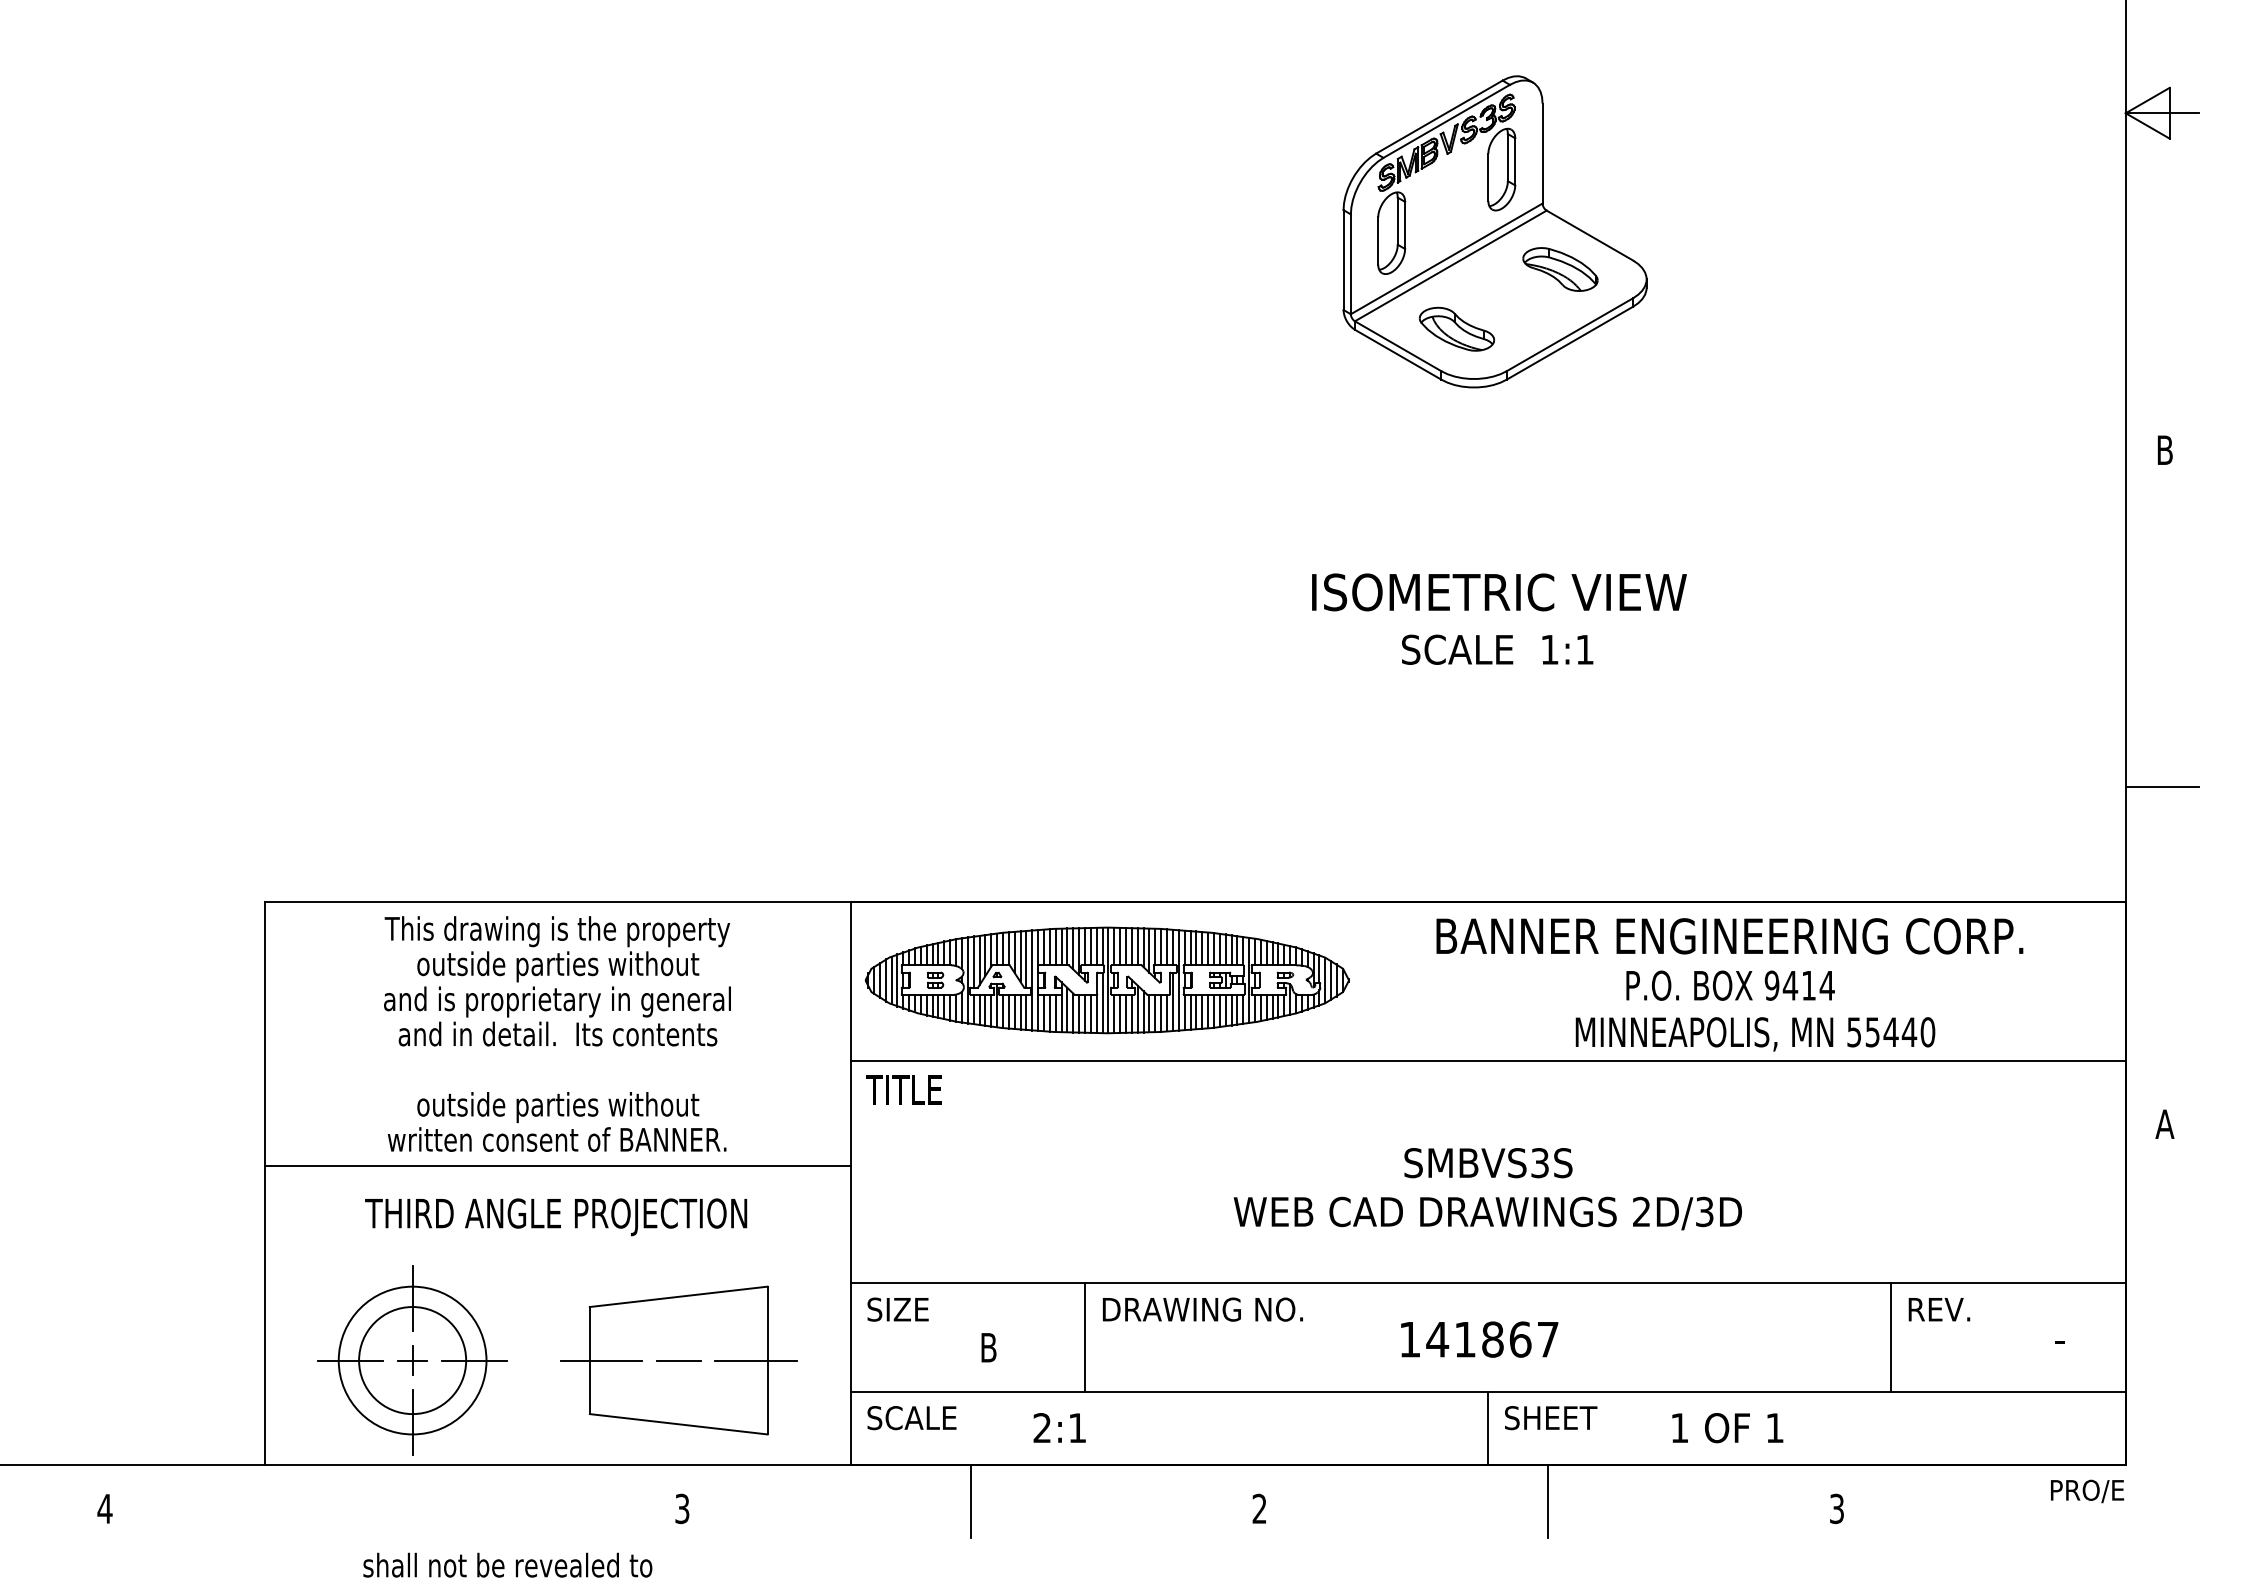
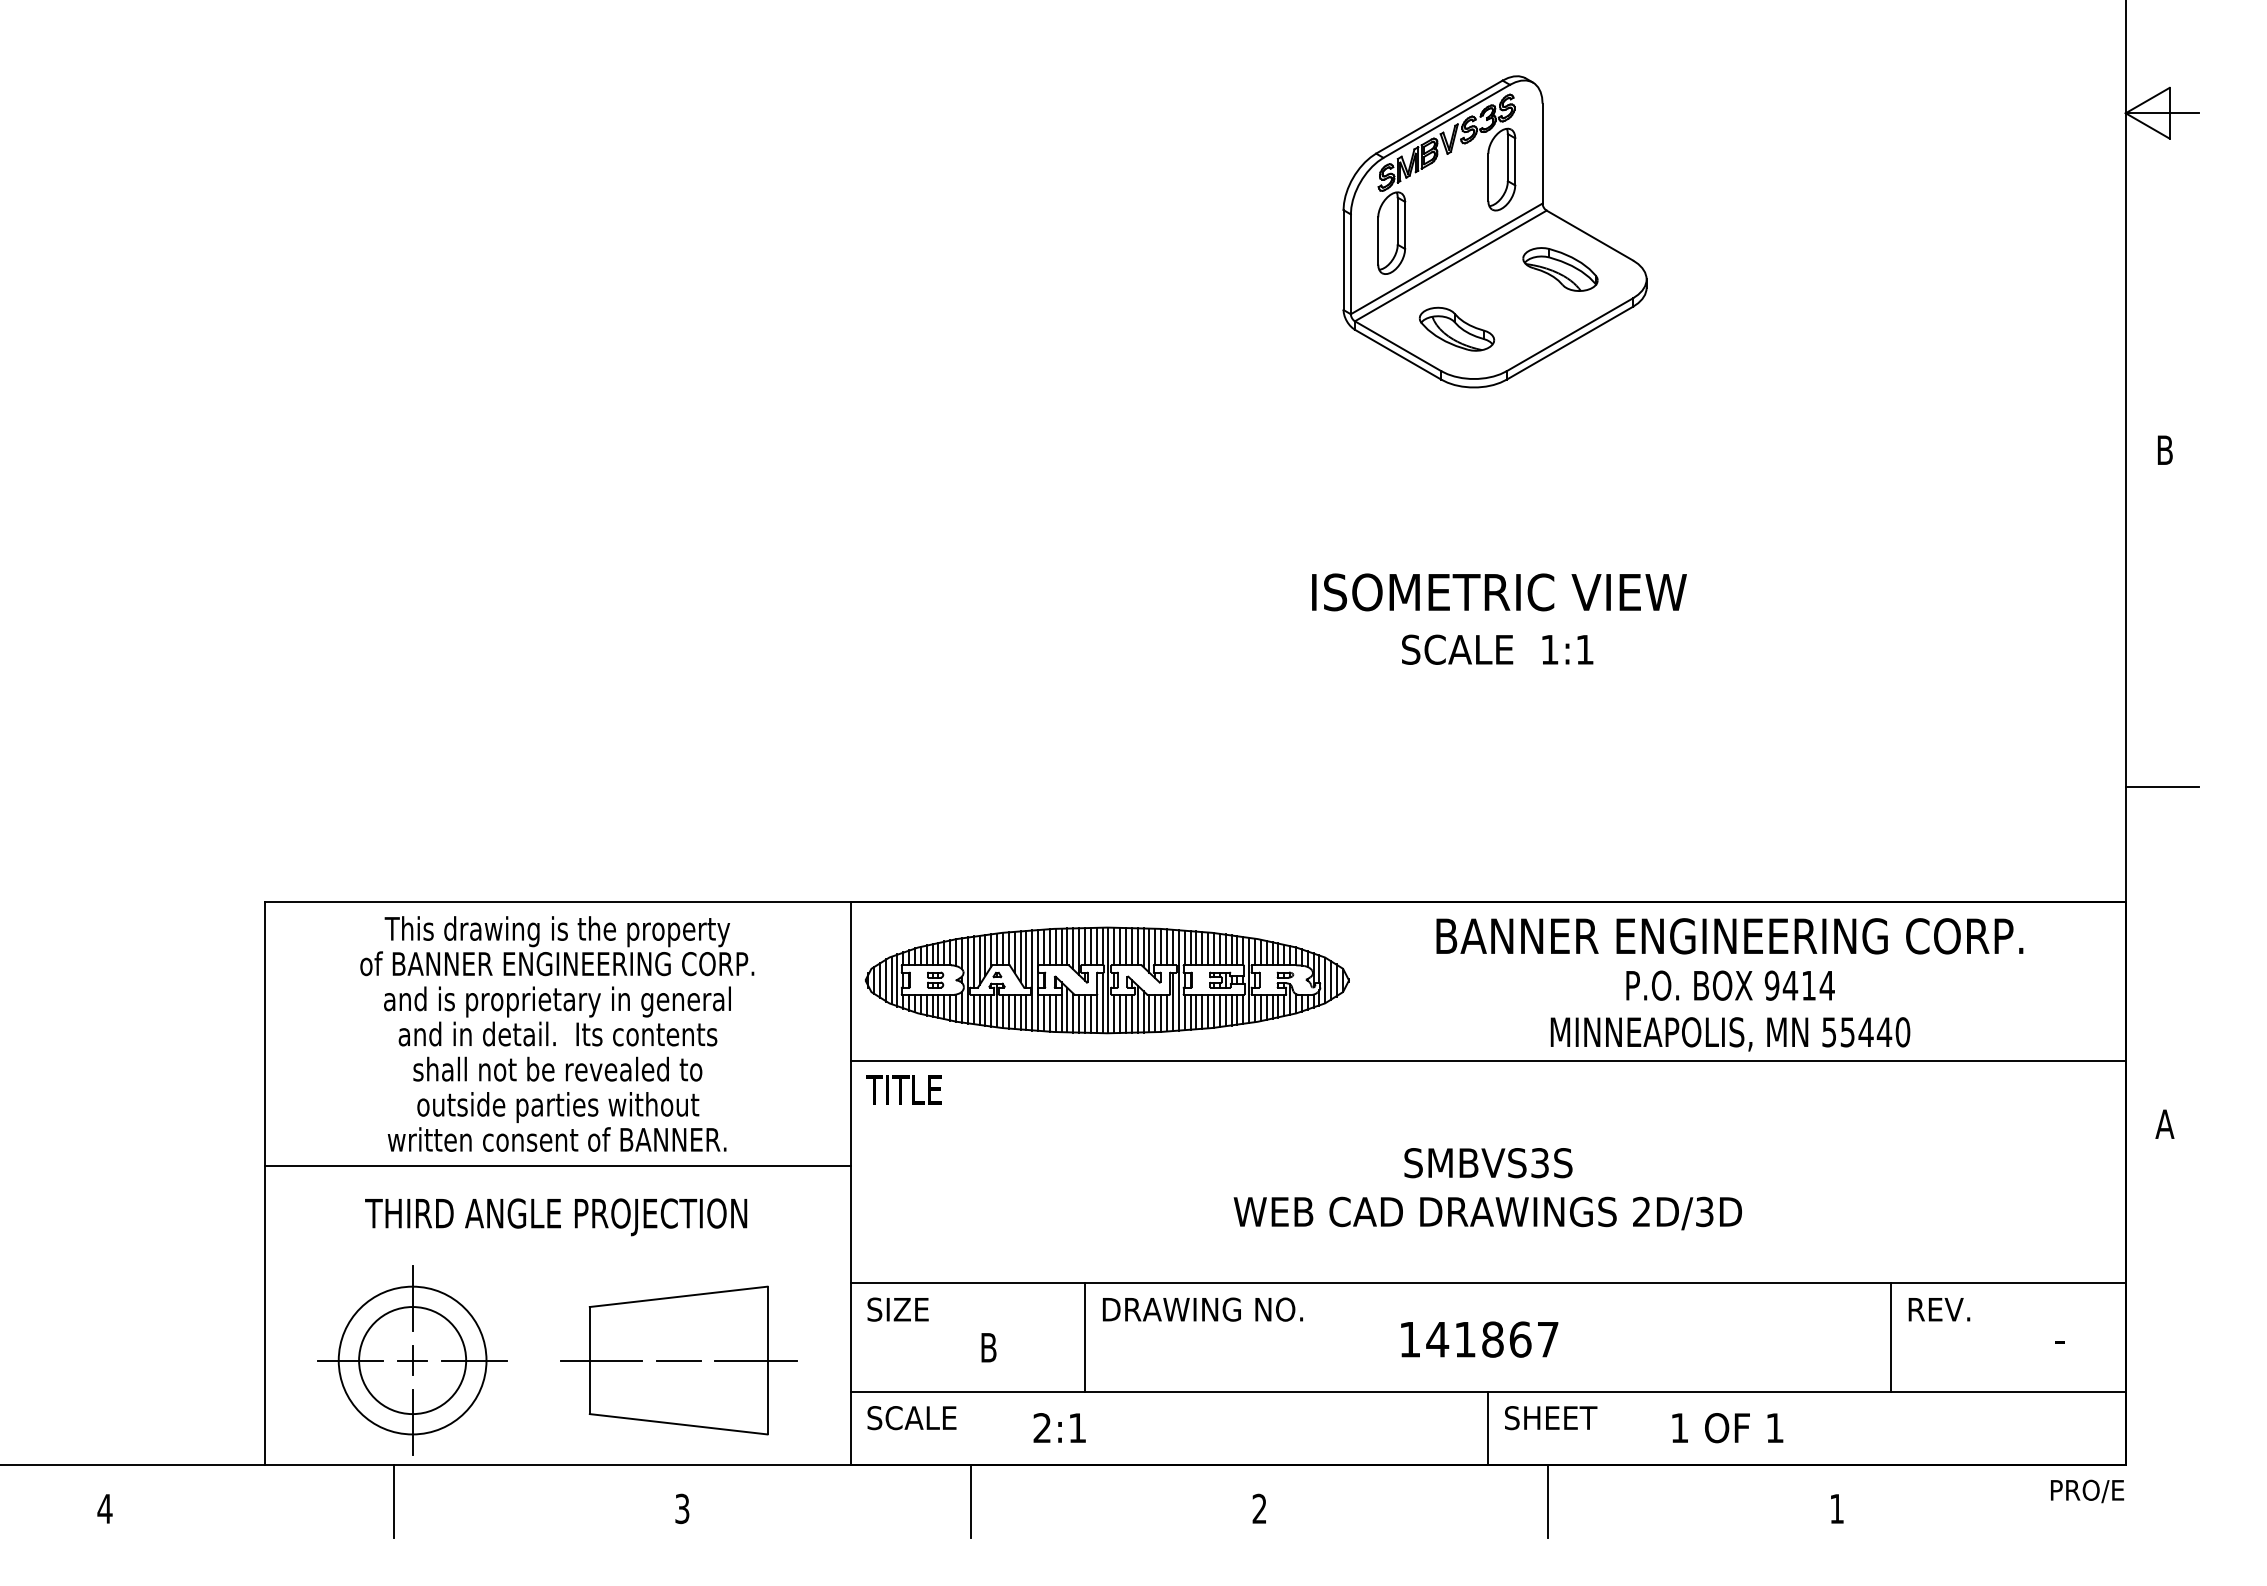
text: outside parties without -> of BANNER ENGINEERING CORP. (557, 966)
text position: (1755, 1034) -> (1730, 1034) (1730, 1034)
line: none -> present (393, 1501)
text: 3 -> 1 (1836, 1508)
text position: (507, 1564) -> (557, 1068) (557, 1068)
